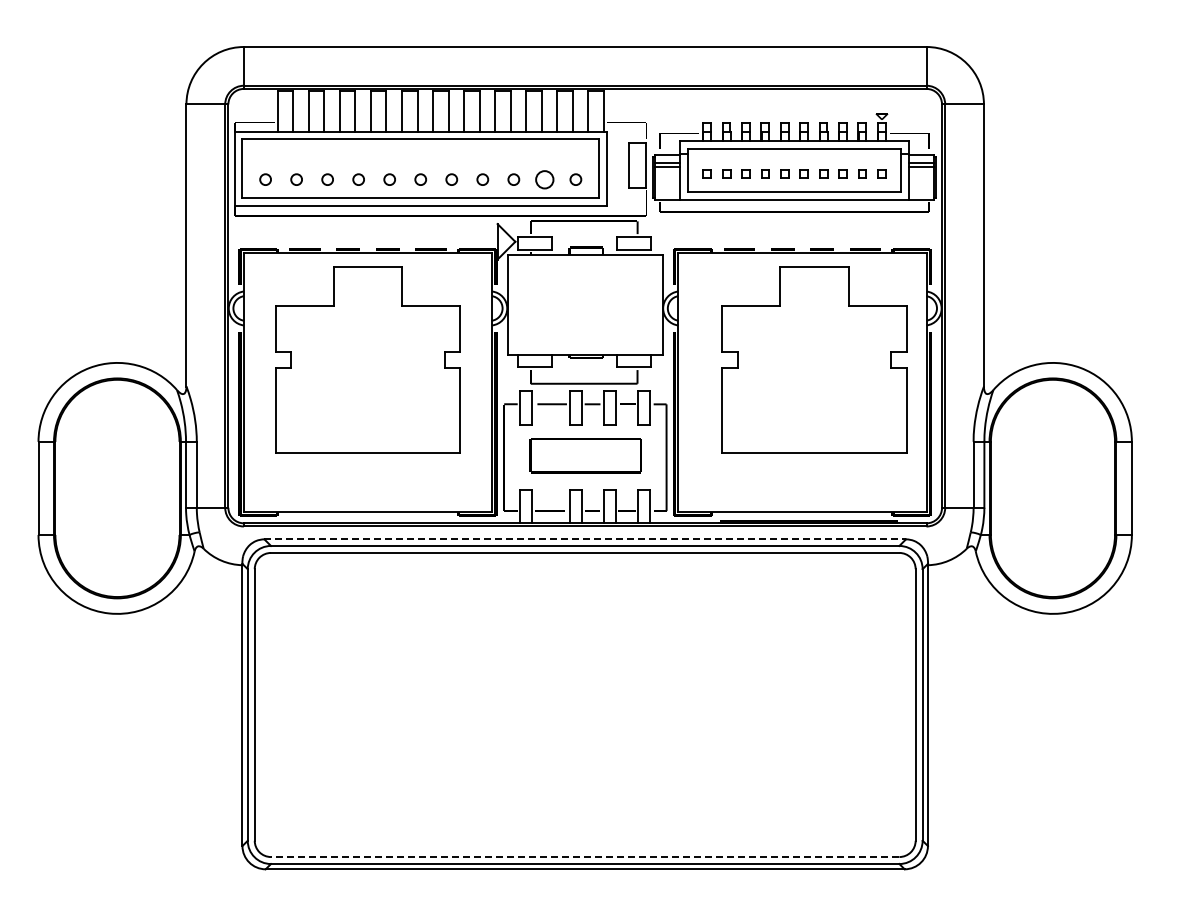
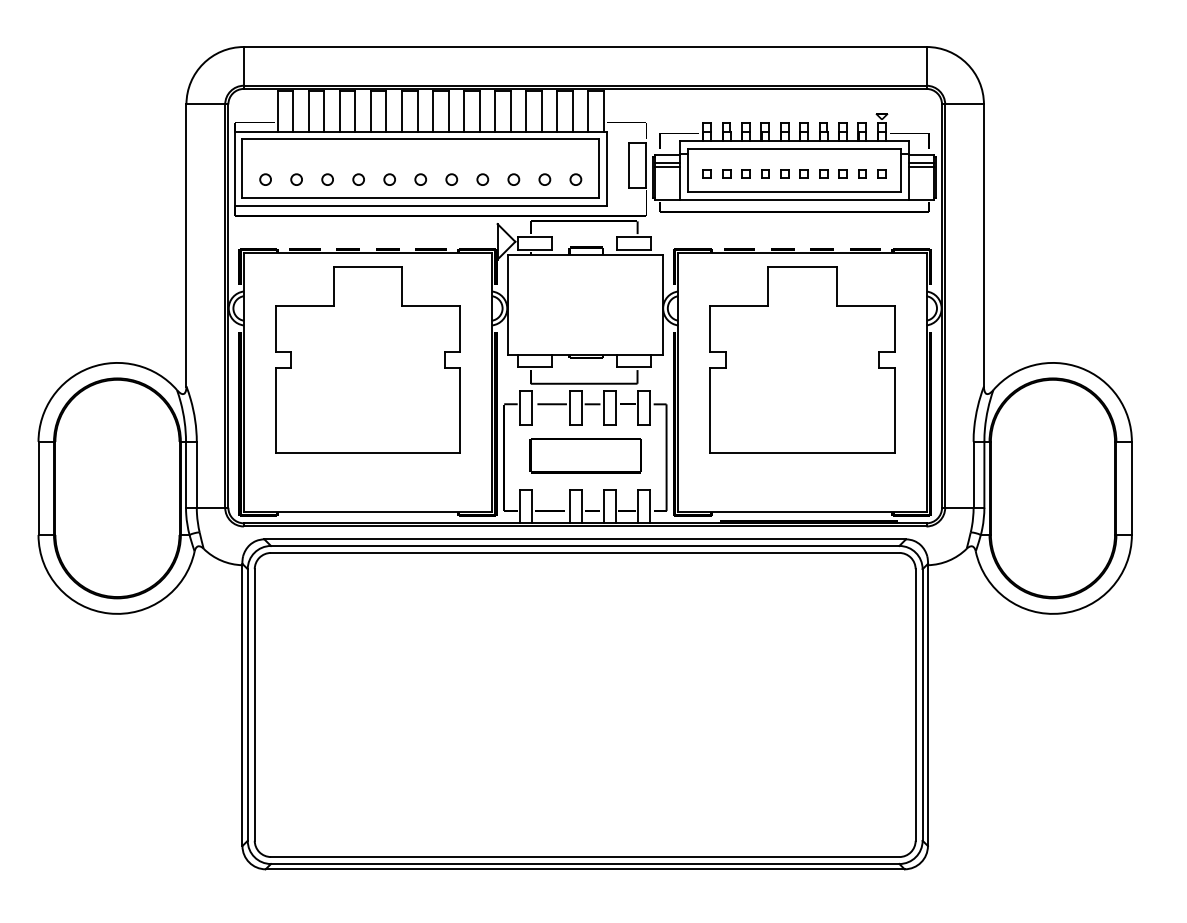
circle size: 20x20 px -> 14x13 px (544, 179)
part position: (814, 359) -> (802, 359) (802, 359)
line: dashed -> solid (585, 539)
line: dashed -> solid (584, 857)
